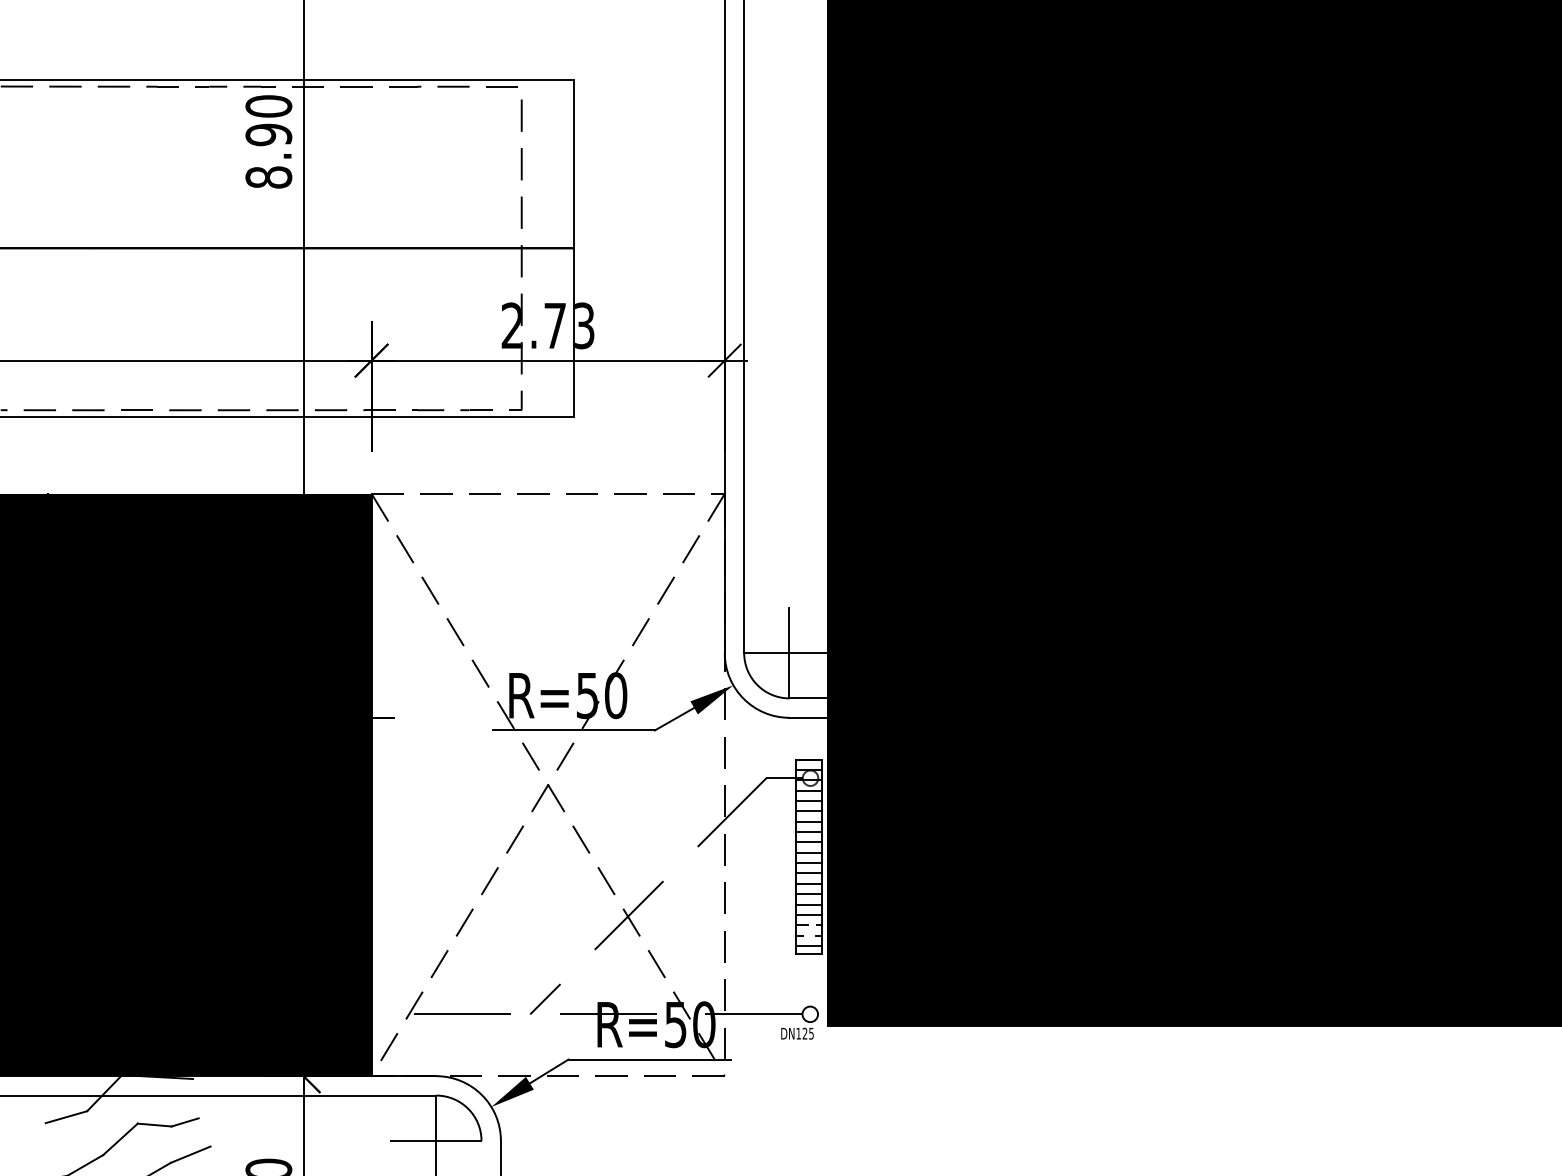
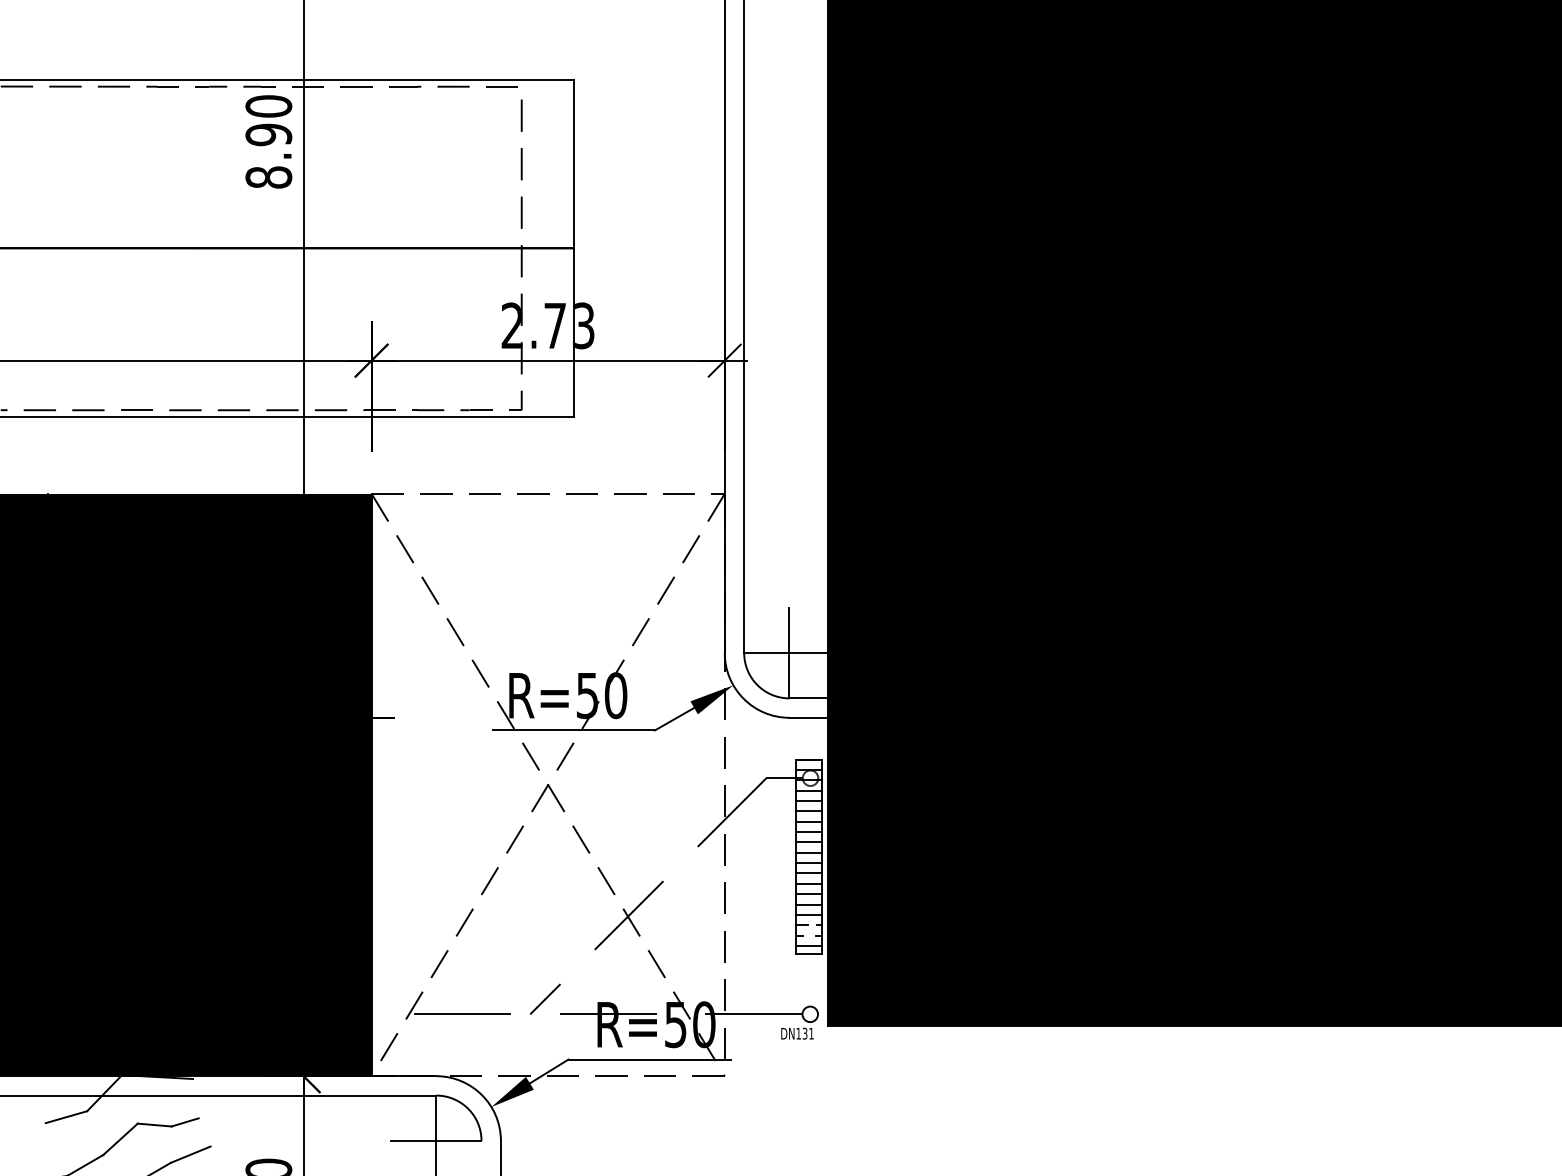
text: DN125 -> DN131 (807, 1033)
